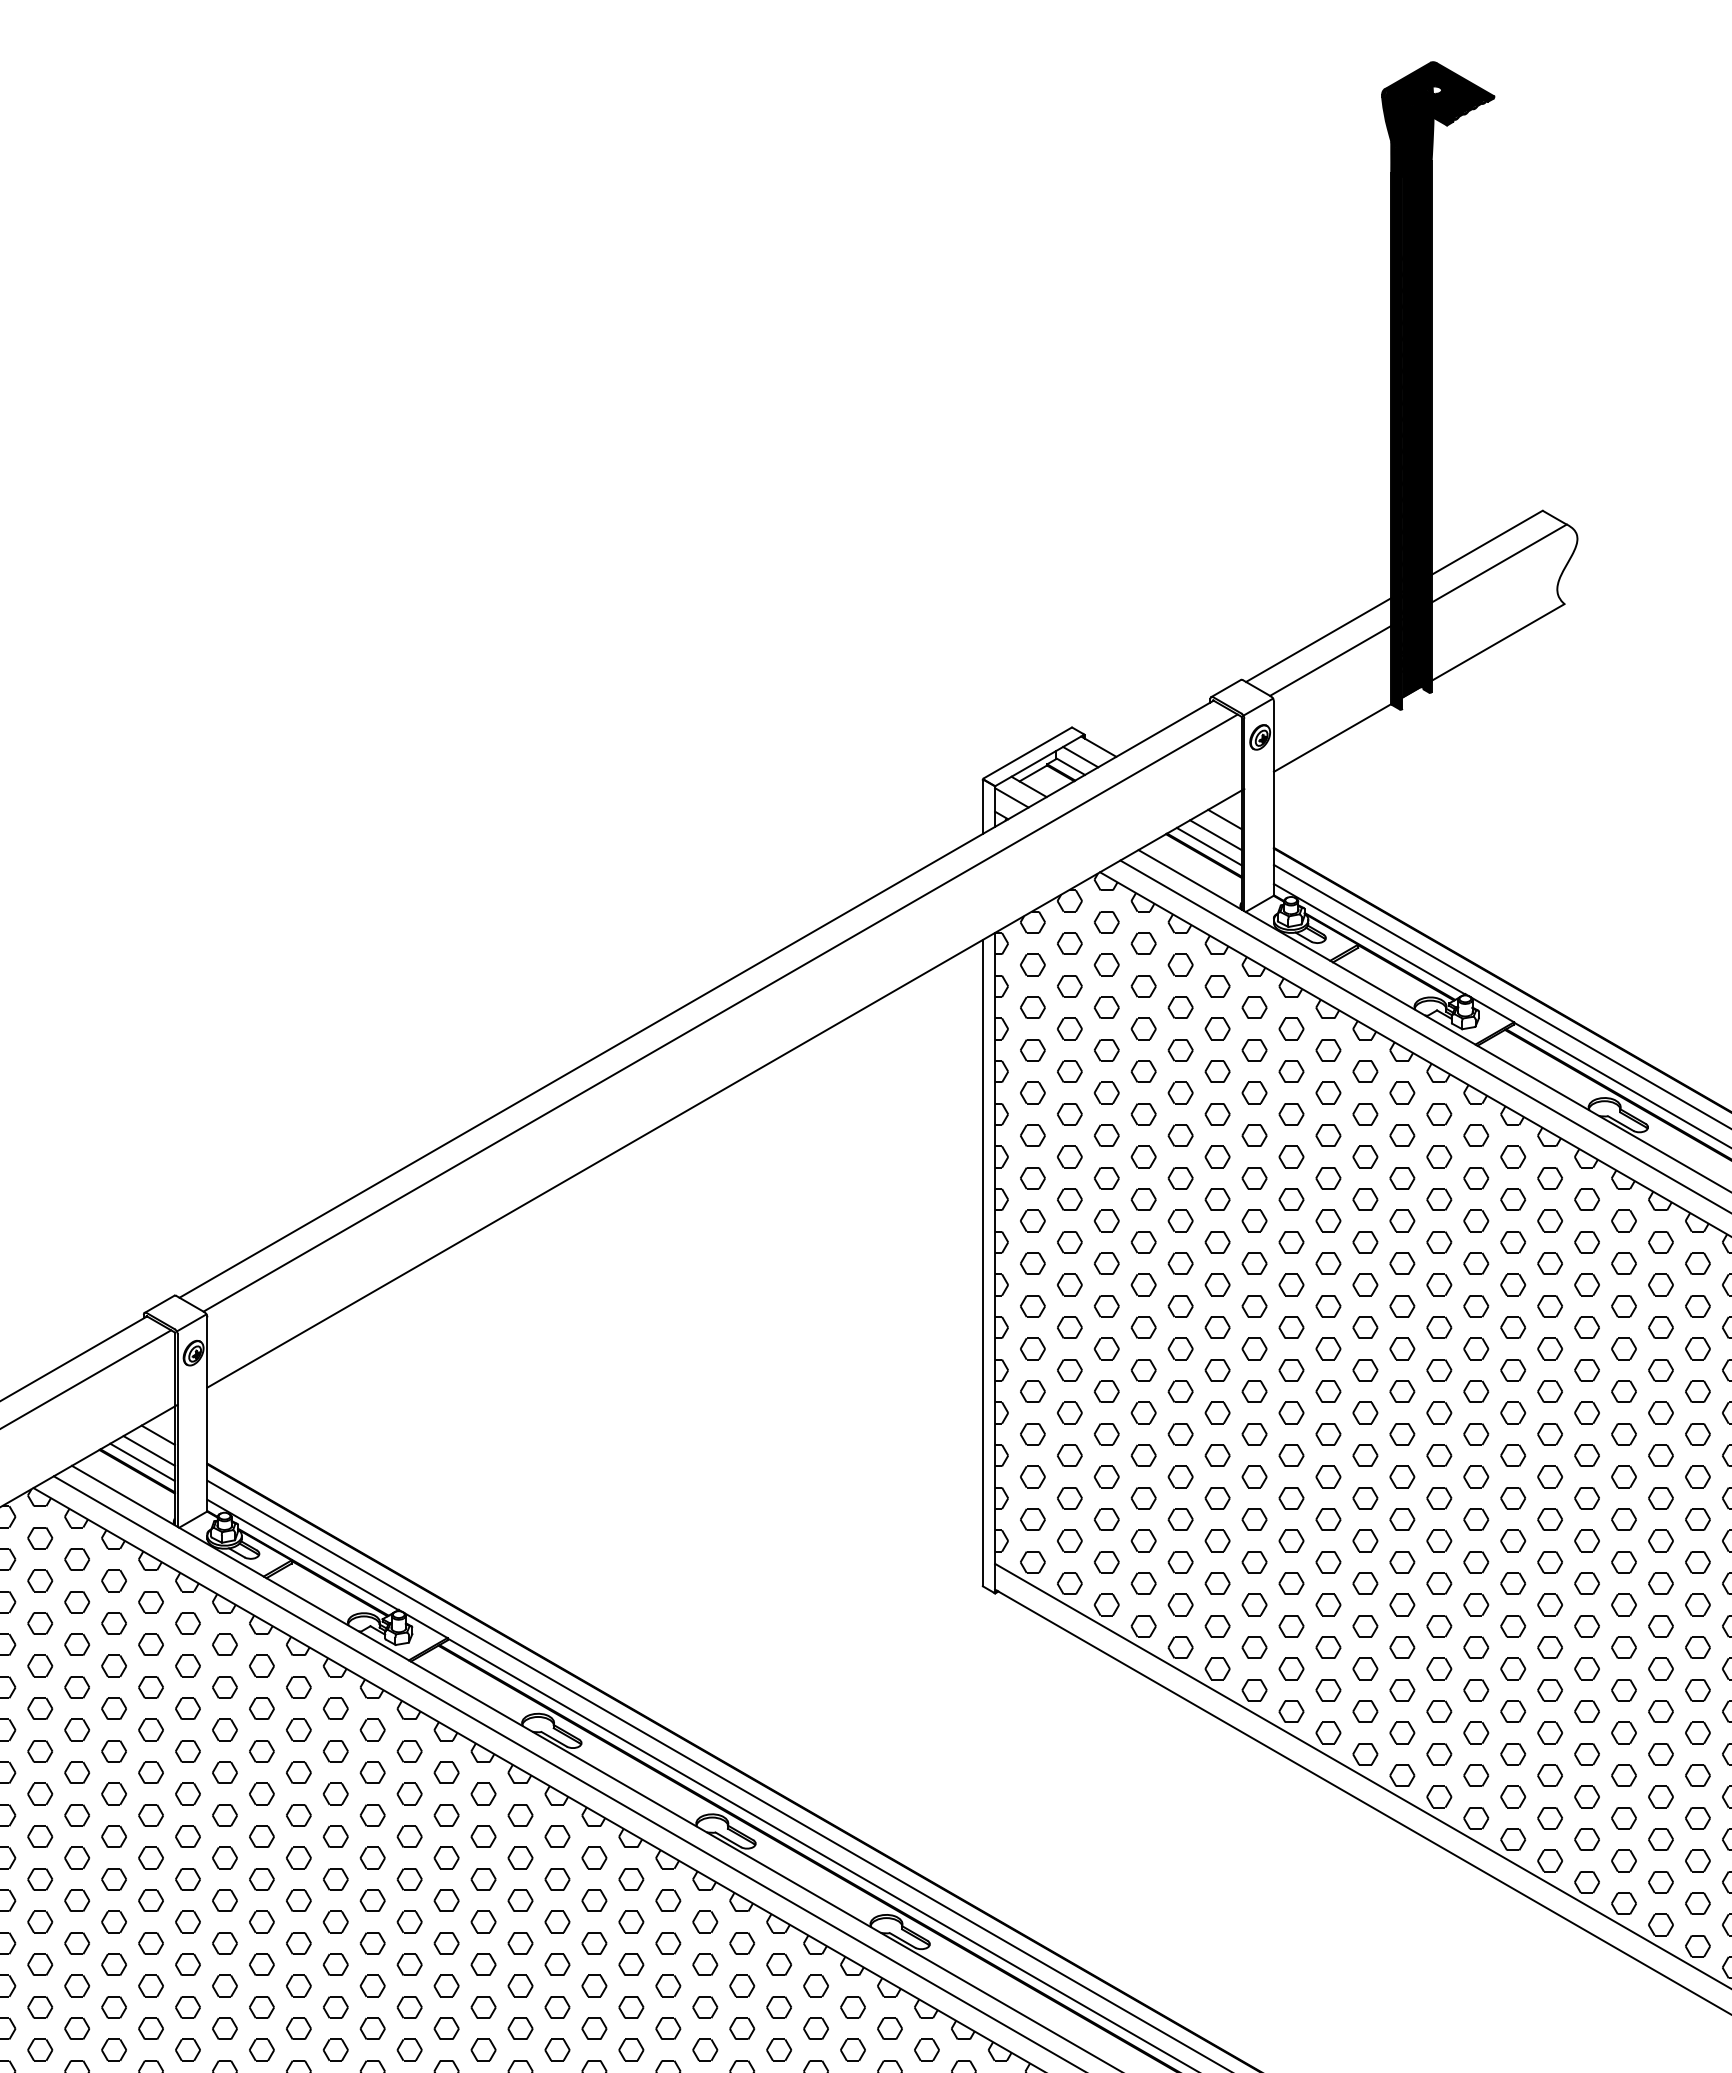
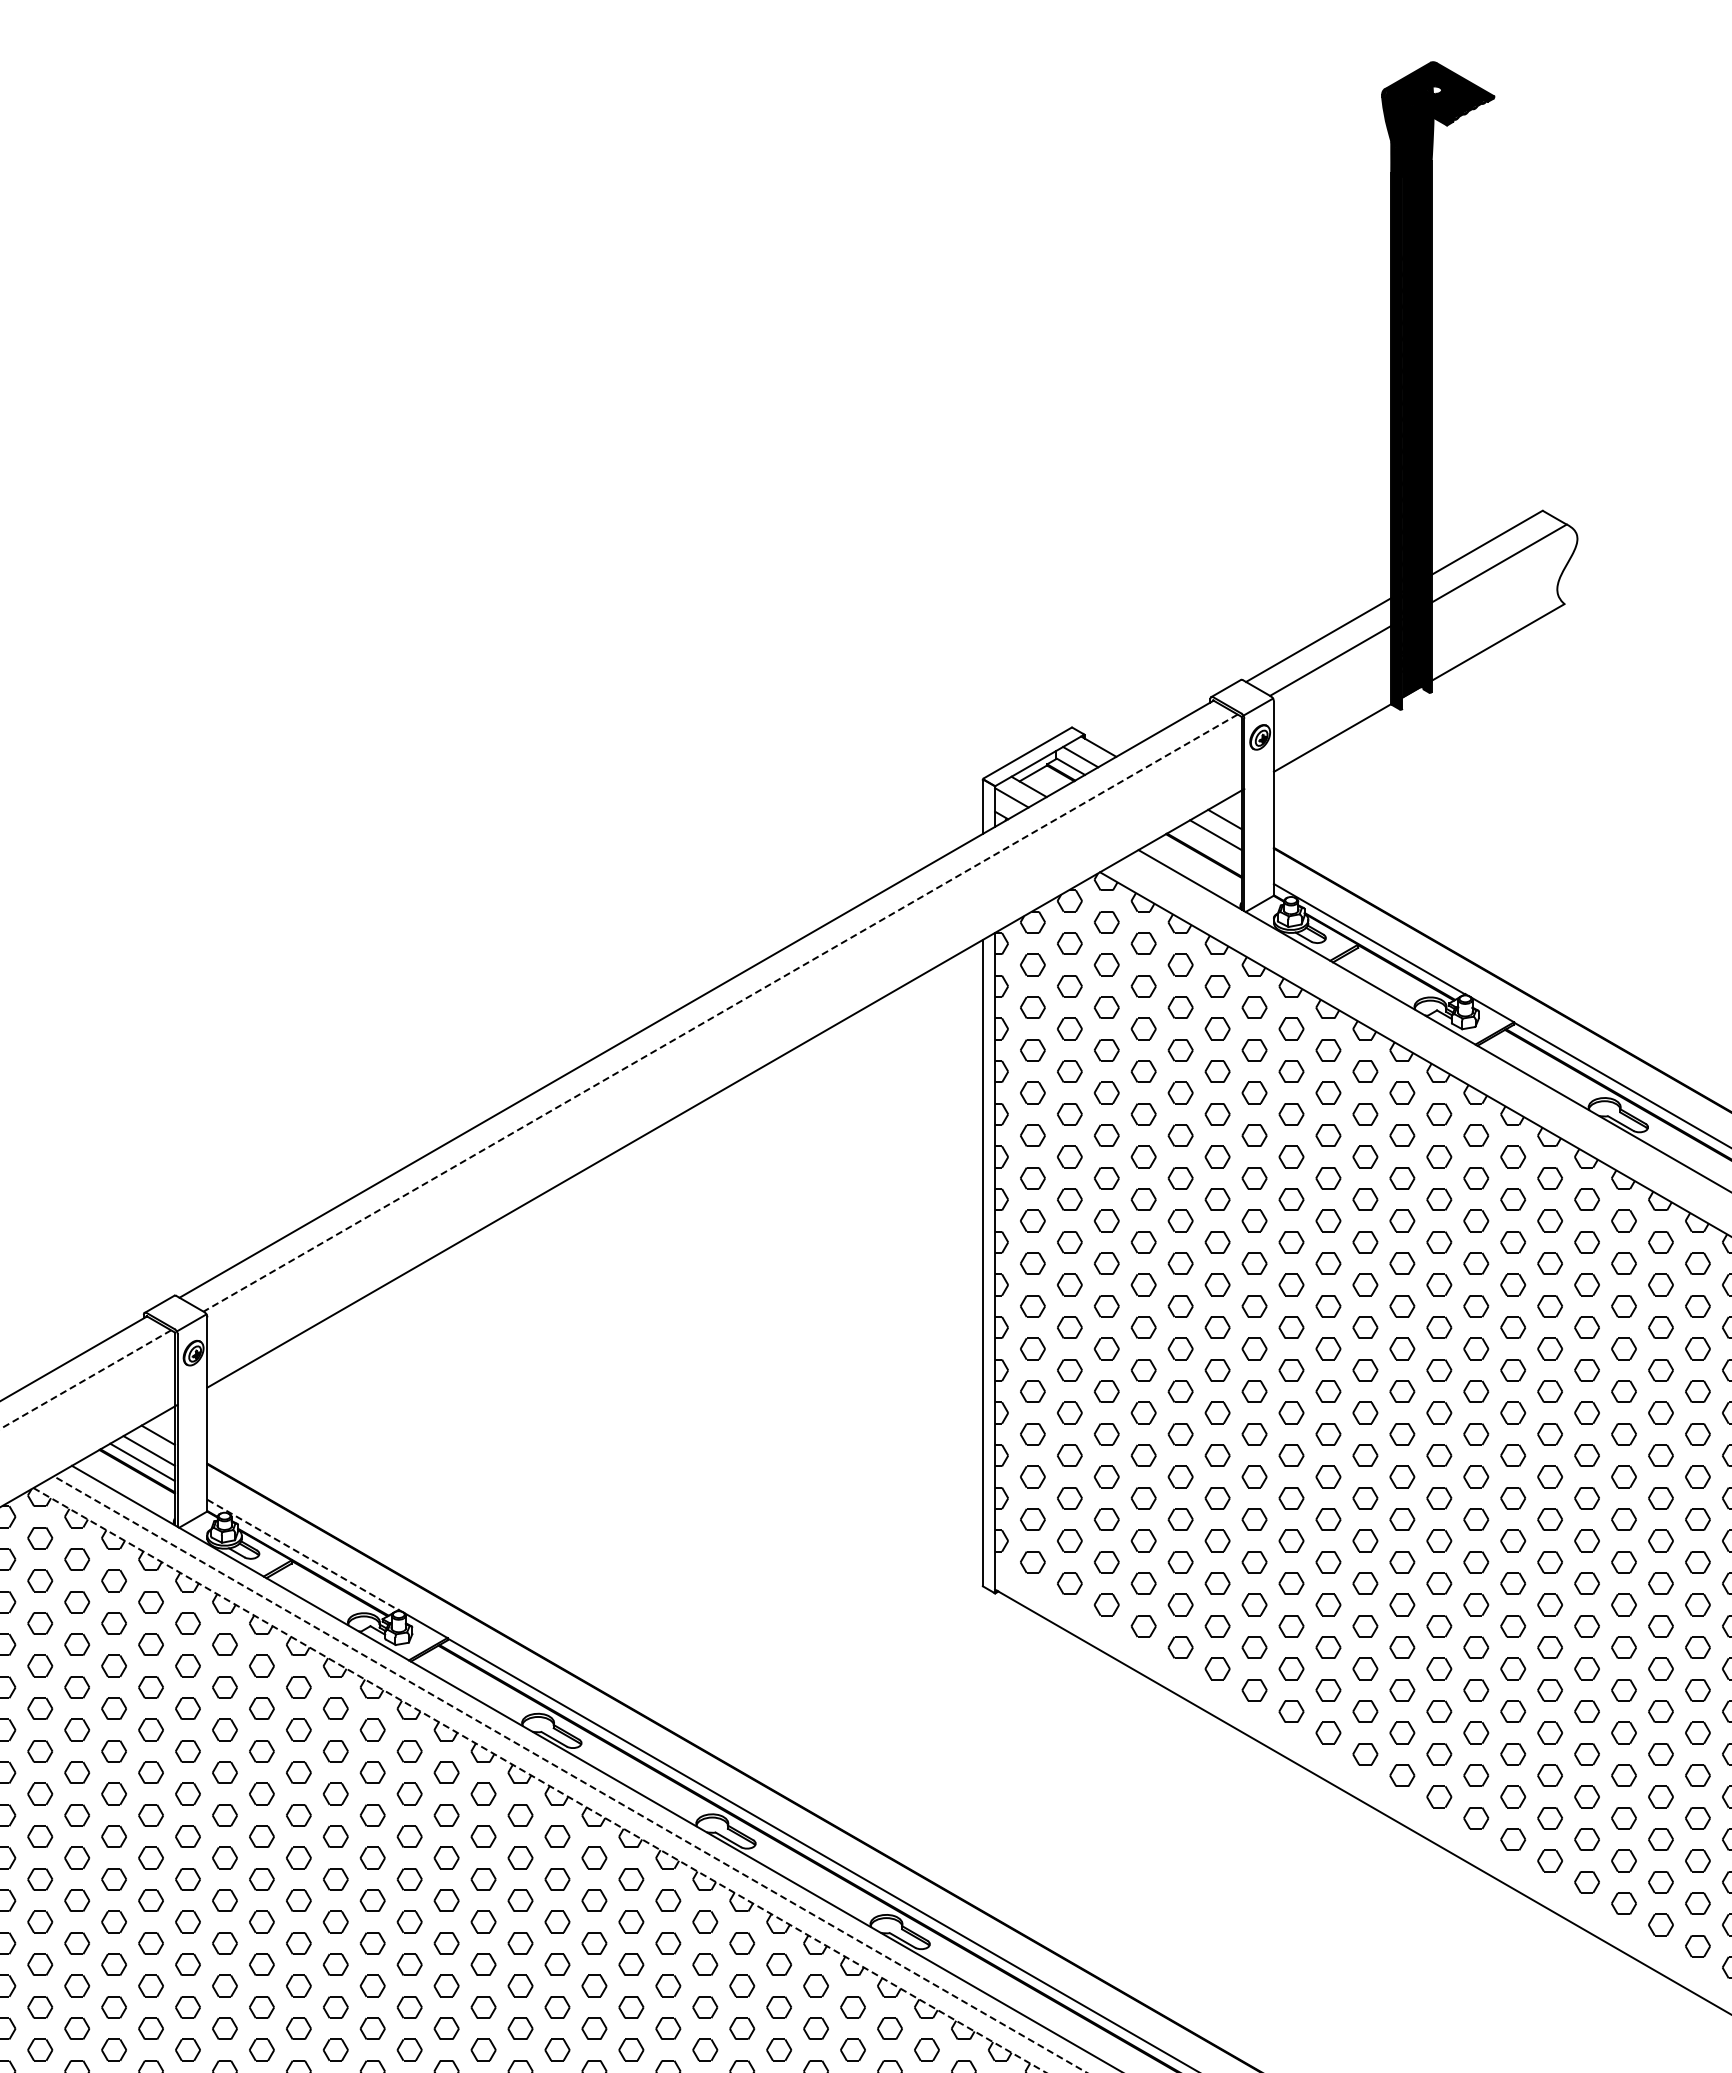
line: present -> none (1208, 846)
line: present -> none (1500, 995)
line: solid -> dashed (720, 1013)
line: present -> none (1424, 1035)
line: solid -> dashed (85, 1379)
line: solid -> dashed (303, 1555)
line: solid -> dashed (570, 1774)
line: present -> none (717, 1774)
line: present -> none (1361, 1775)
line: solid -> dashed (539, 1780)
